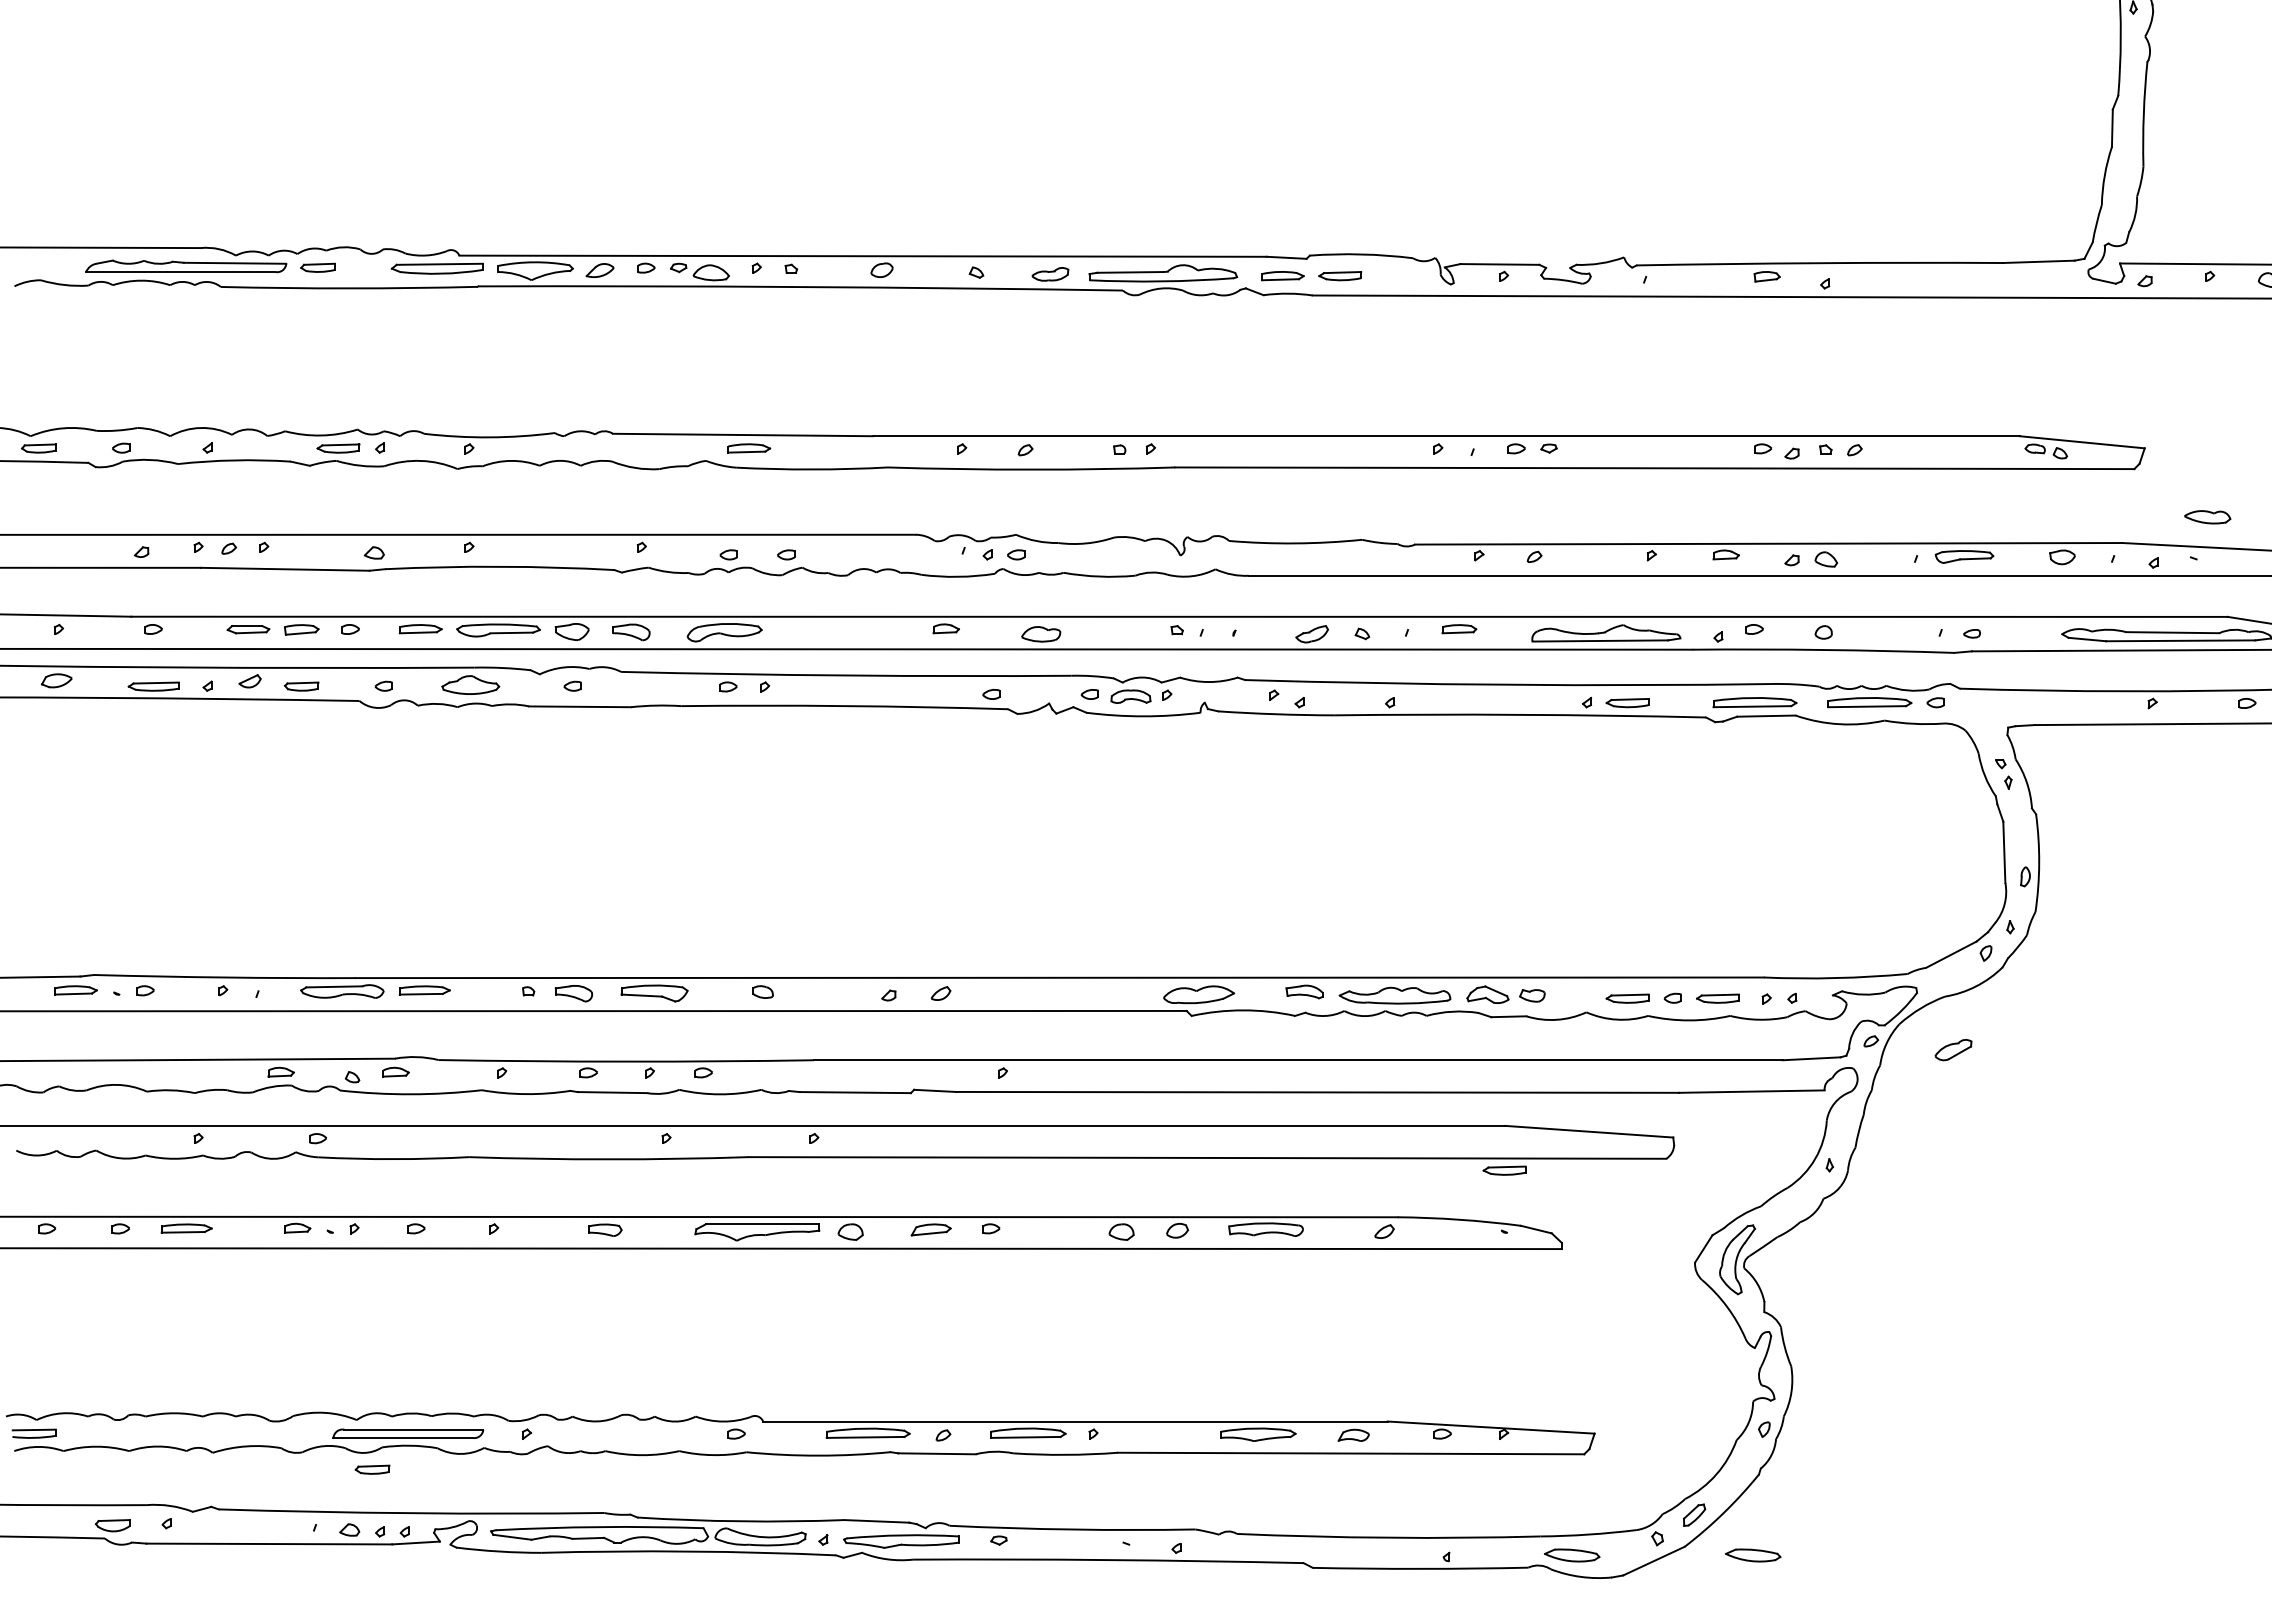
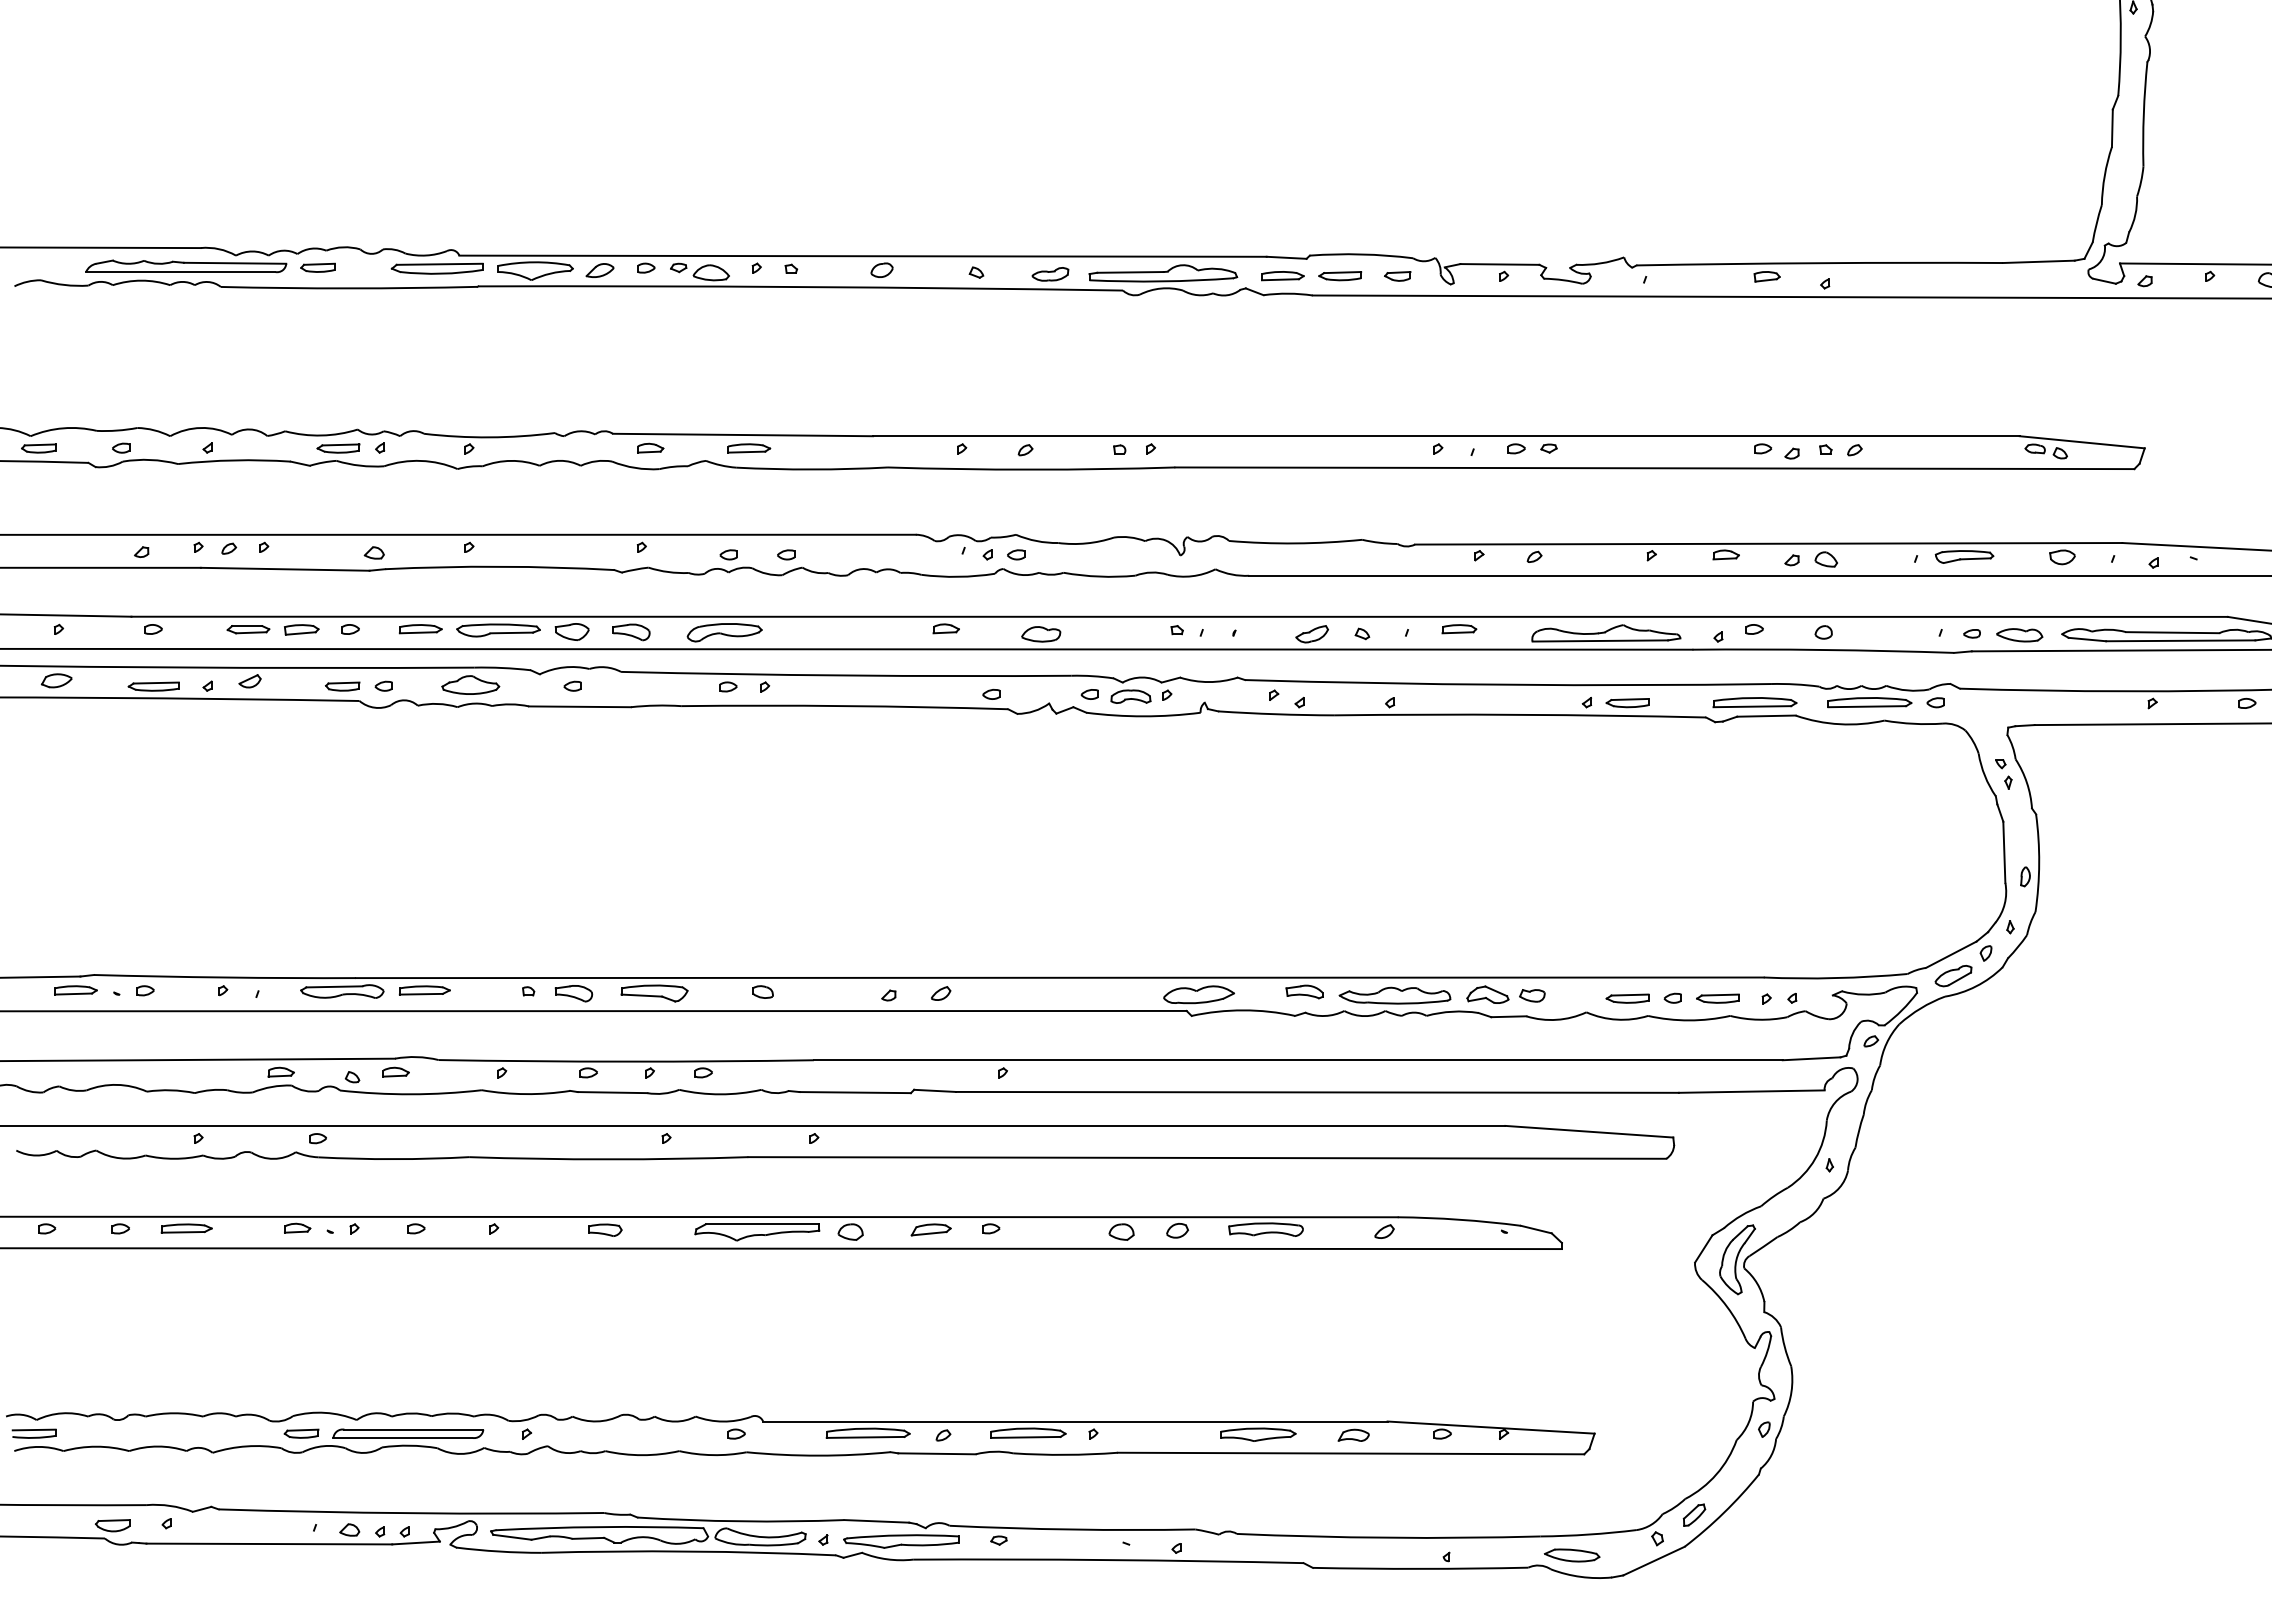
part: none -> present (1397, 276)
part: none -> present (650, 447)
part position: (2207, 517) -> (2019, 635) (2019, 635)
part position: (301, 686) -> (342, 686) (342, 686)
part position: (1953, 1050) -> (1953, 976) (1953, 976)
part: present -> none (1504, 1170)
part position: (372, 1469) -> (301, 1433) (301, 1433)
part: present -> none (1752, 1555)
